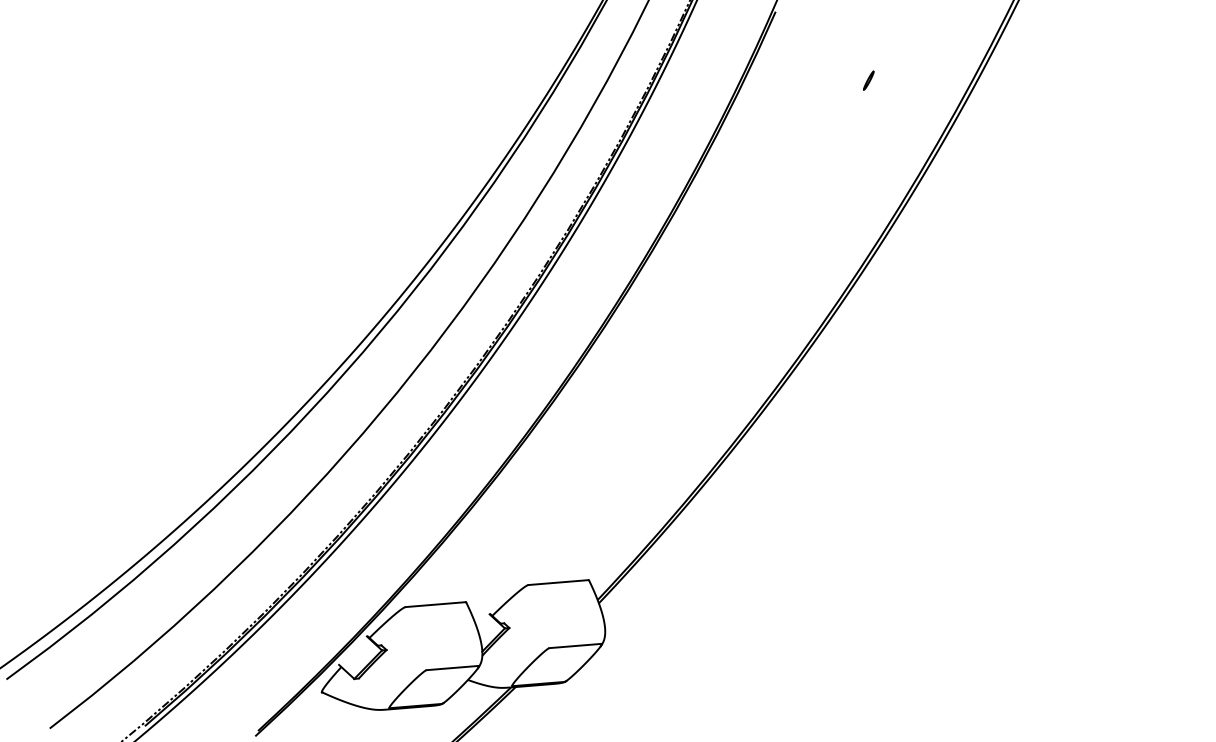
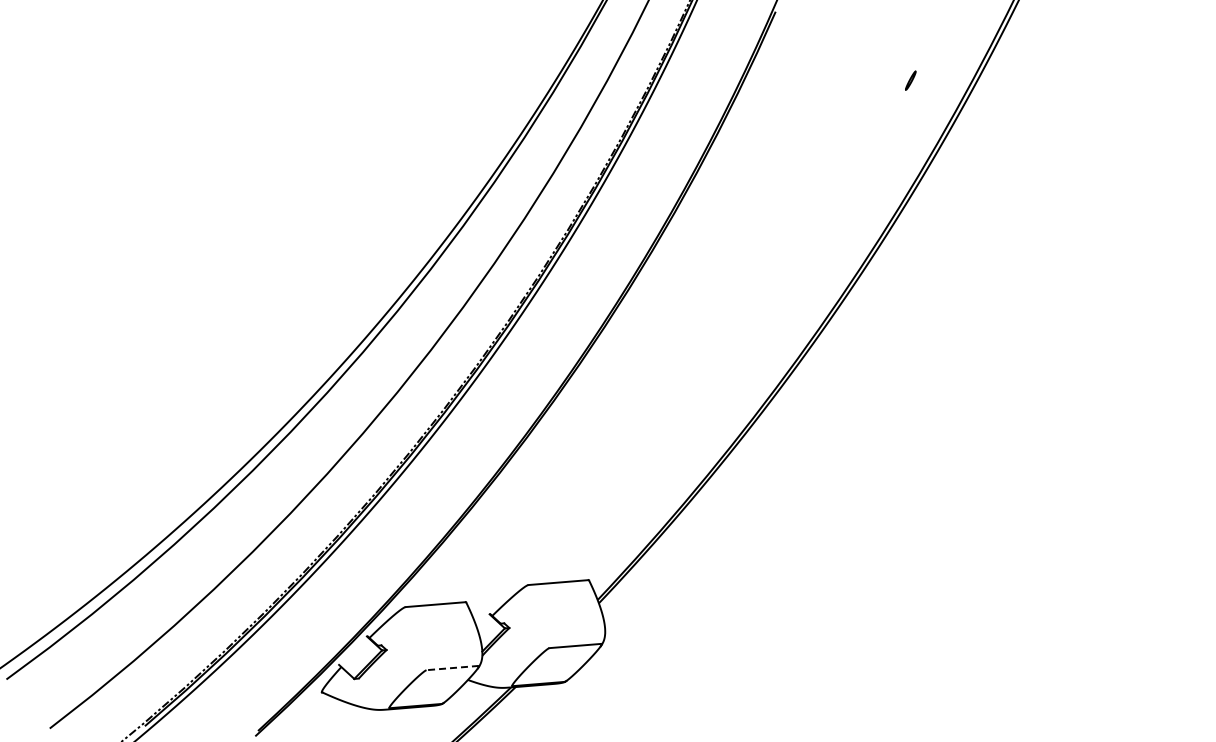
part position: (868, 80) -> (910, 80) (910, 80)
line: solid -> dashed (452, 668)
